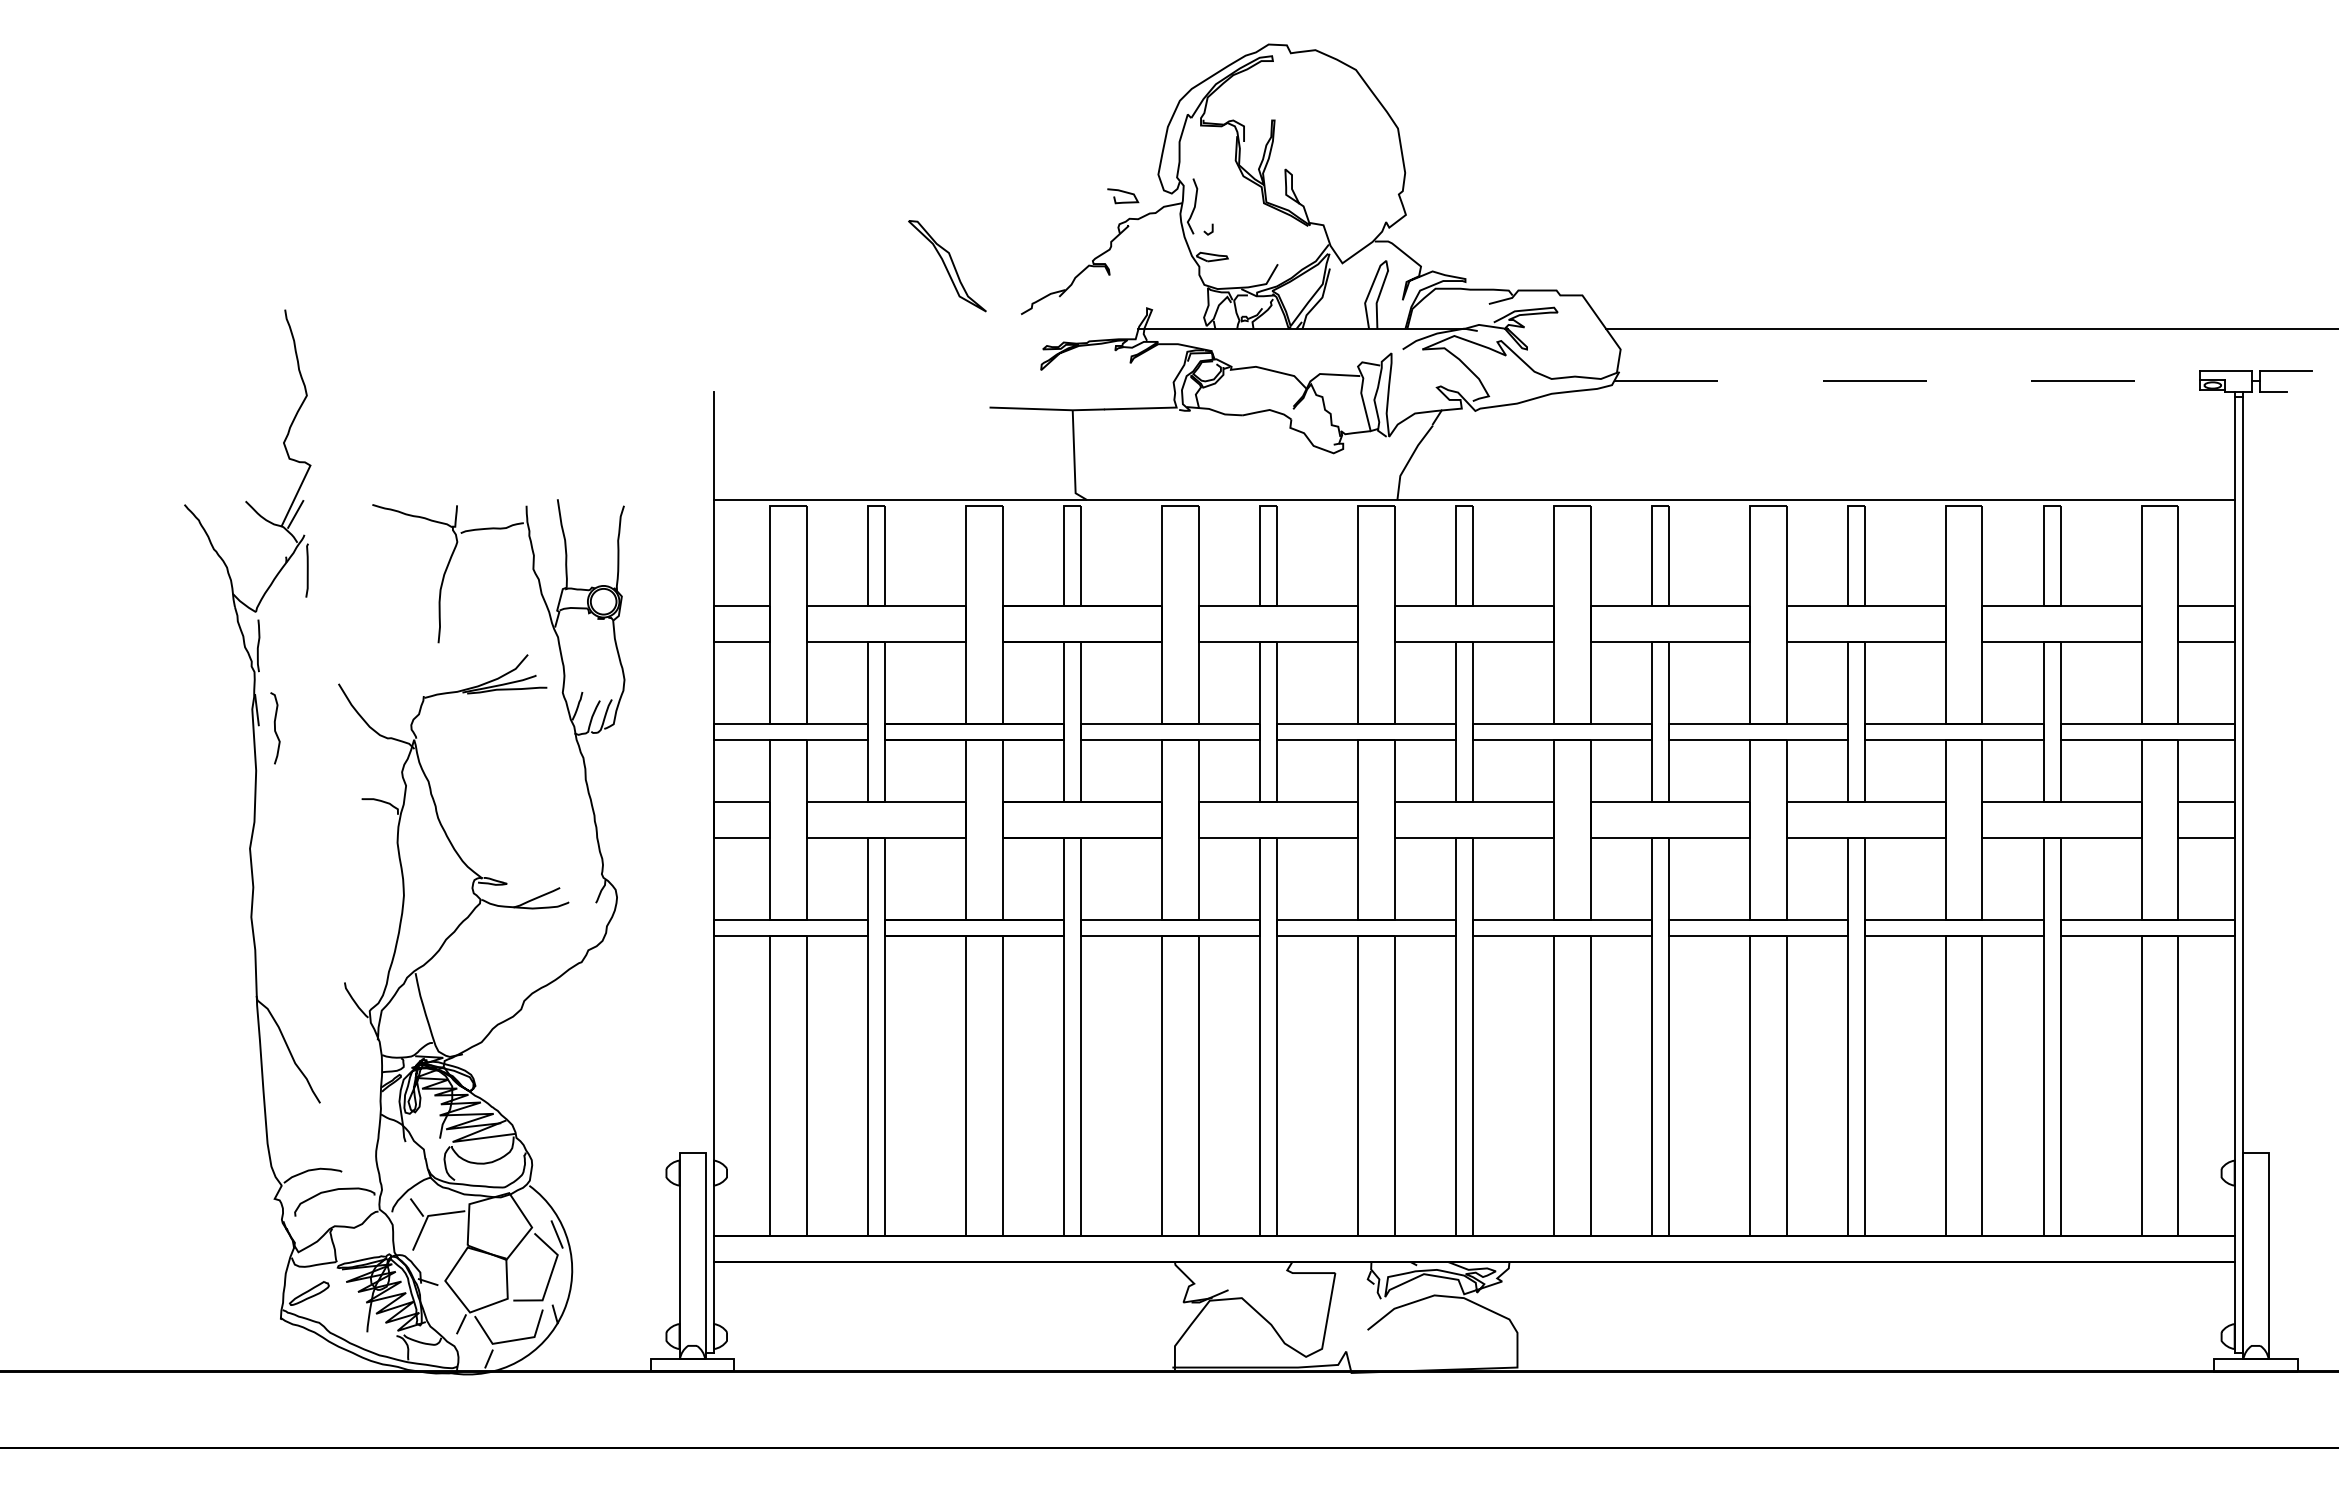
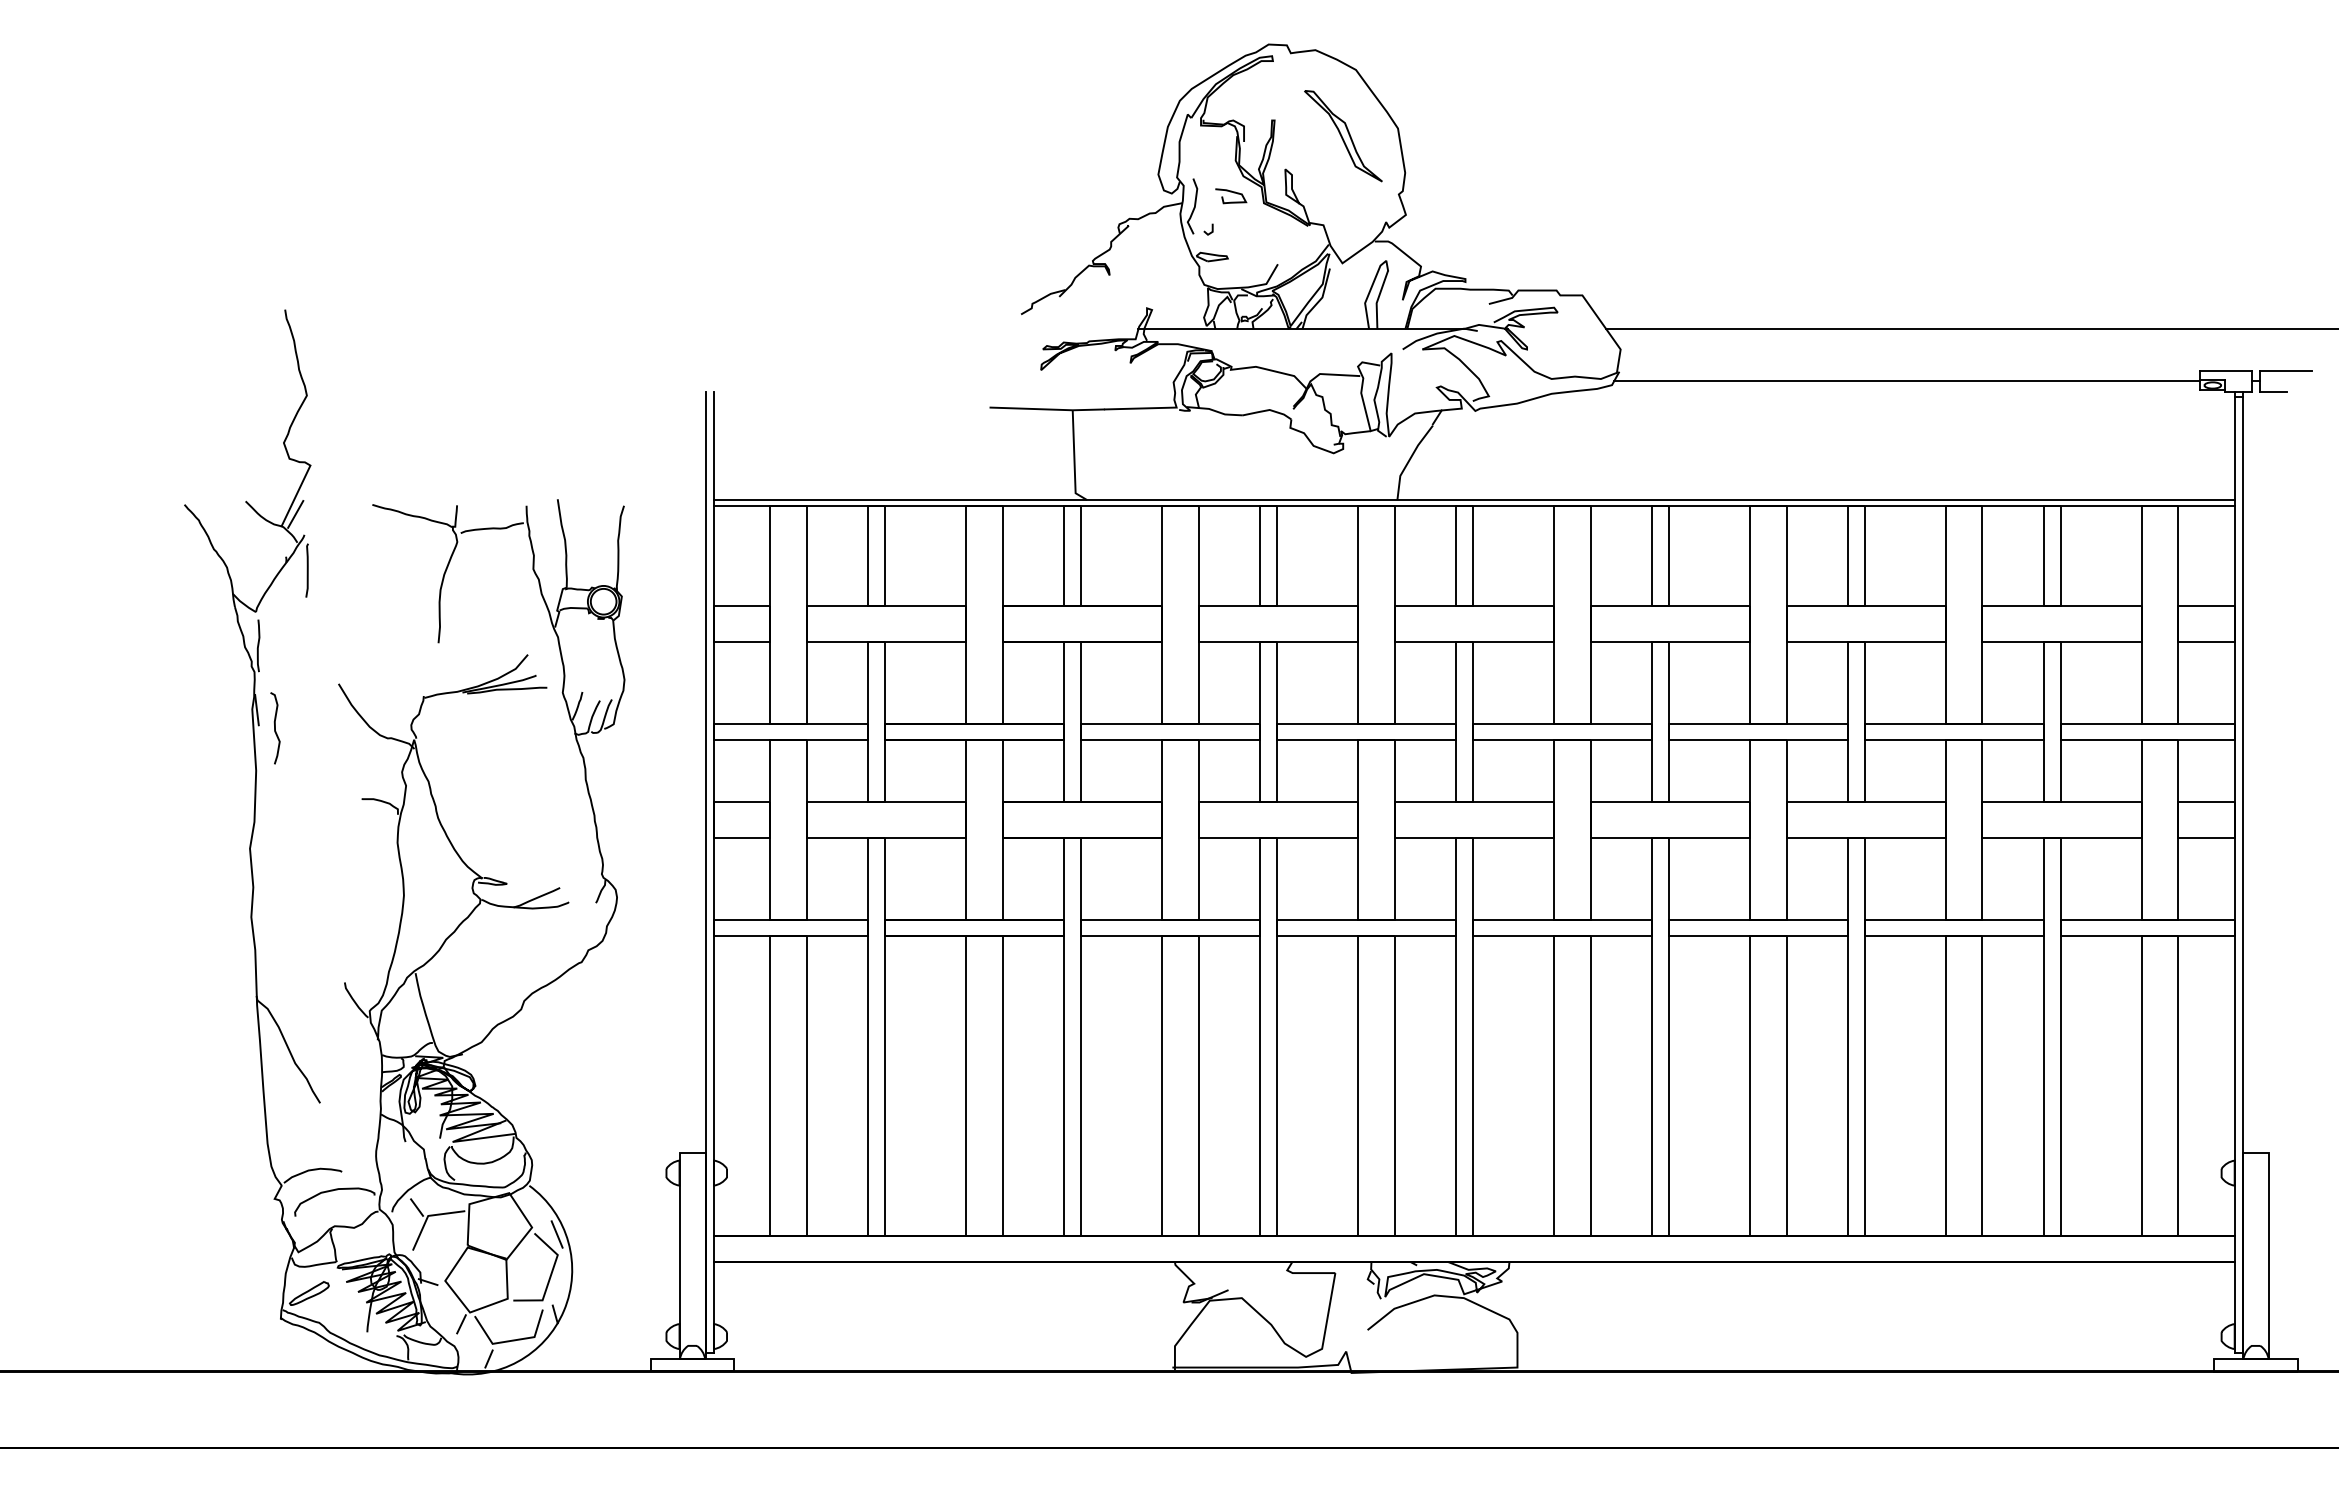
curve position: (1125, 193) -> (1233, 193) (1233, 193)
curve position: (946, 266) -> (1342, 136) (1342, 136)
line: dashed -> solid (1907, 381)
line: none -> present (1473, 506)
line: none -> present (705, 871)
